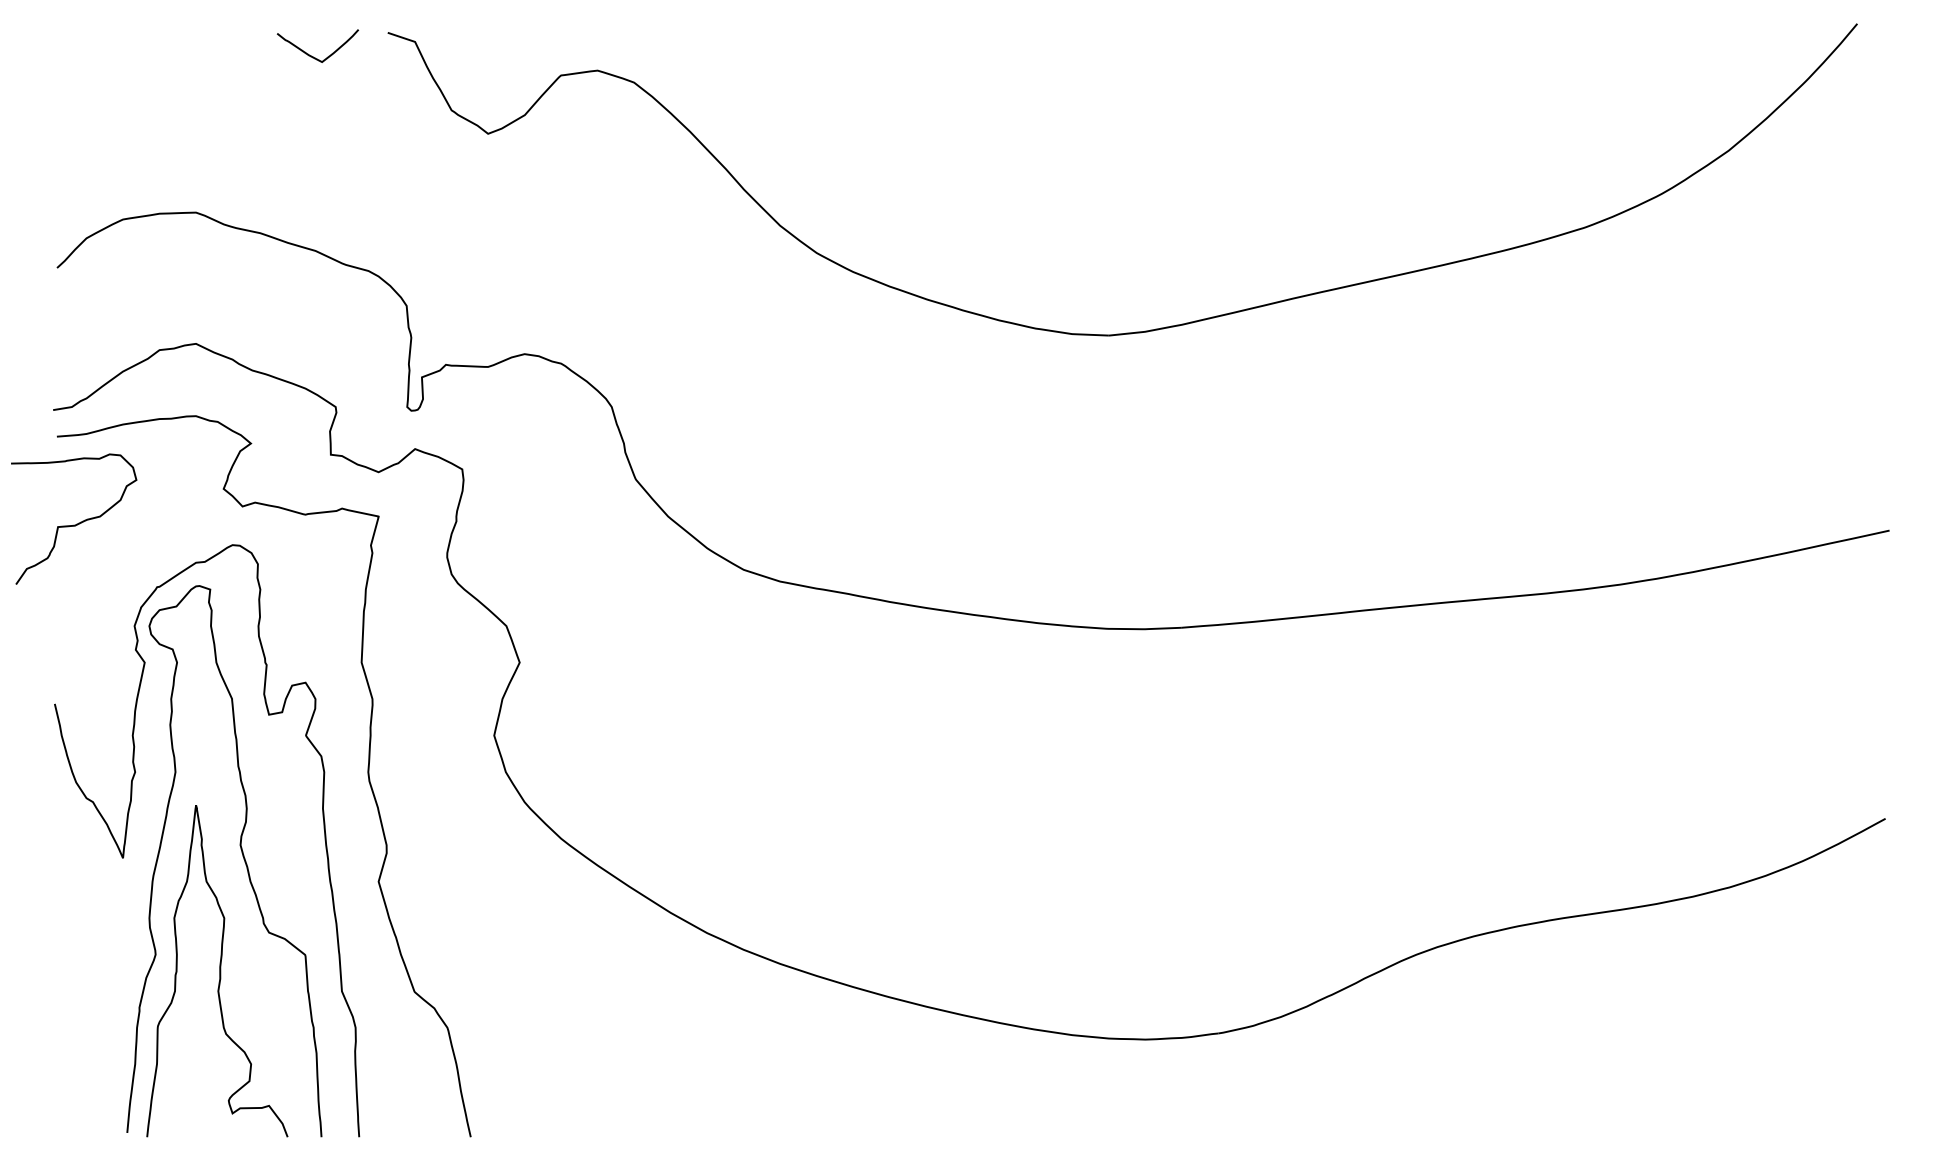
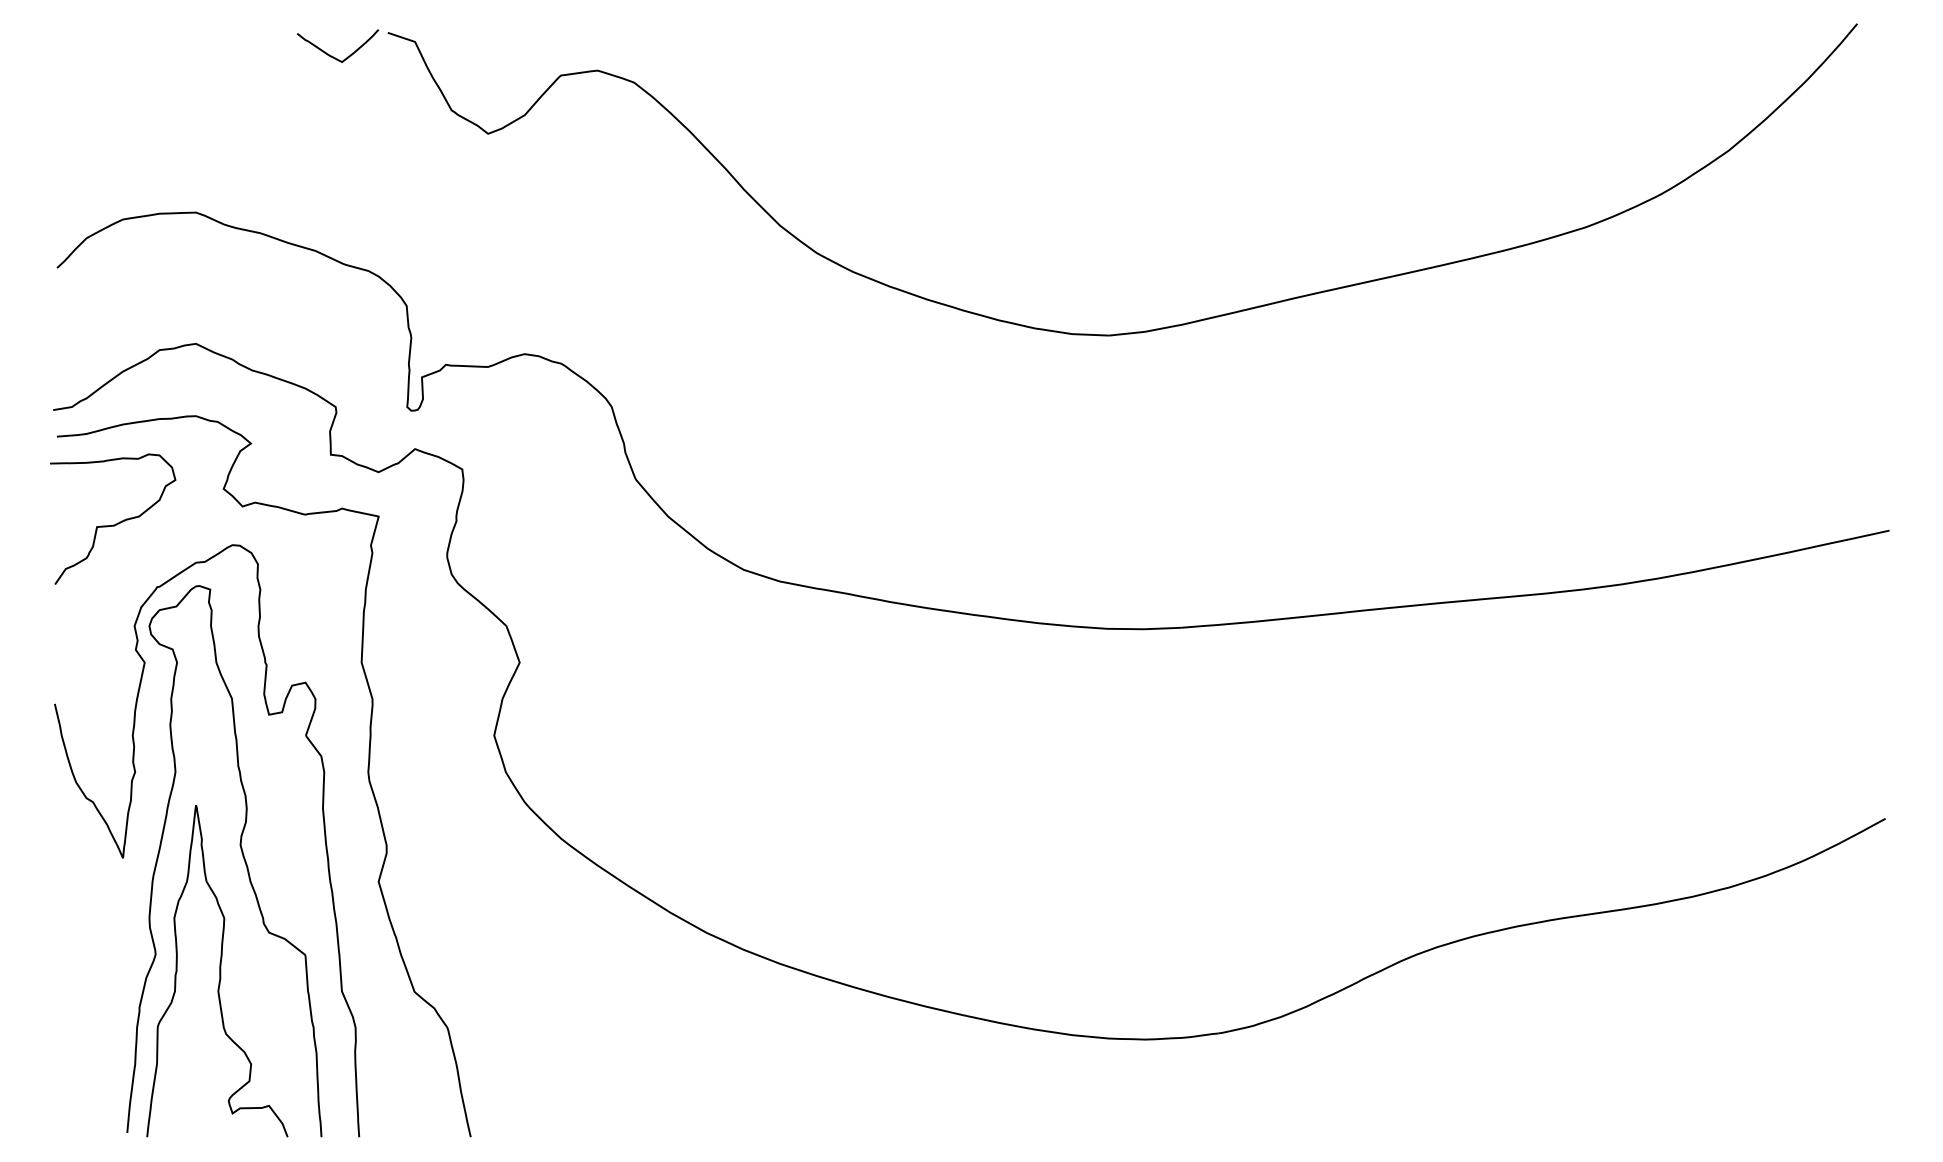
curve position: (311, 55) -> (331, 55) (331, 55)
curve position: (76, 523) -> (115, 523) (115, 523)
